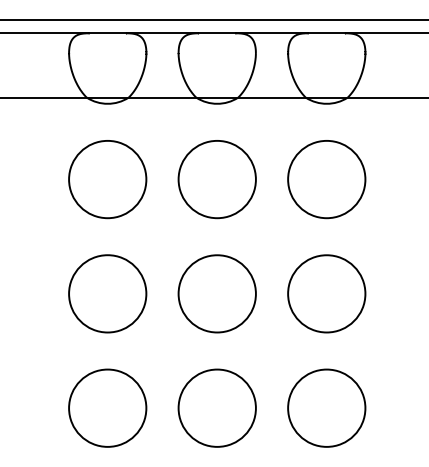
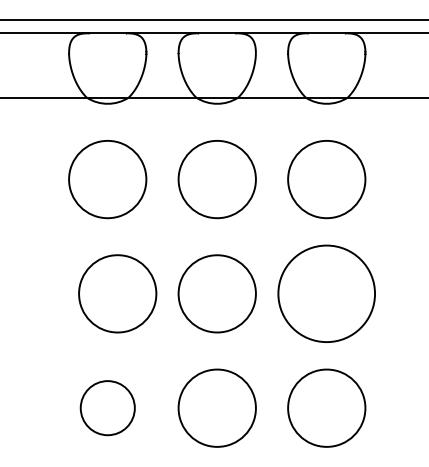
part position: (107, 293) -> (117, 293) (117, 293)
part size: 80x80 px -> 99x99 px (326, 293)
part size: 80x80 px -> 57x57 px (107, 408)
